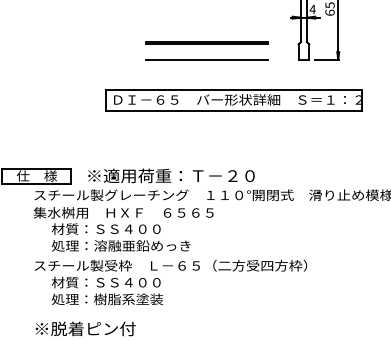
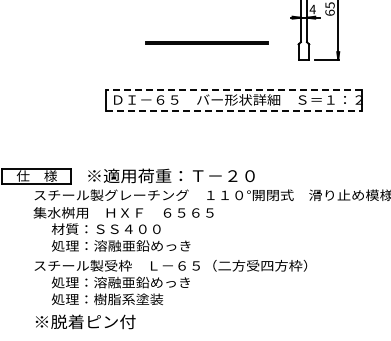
line: present -> none (206, 59)
line: solid -> dashed (233, 90)
line: solid -> dashed (233, 110)
text: 材質：ＳＳ４００ -> 処理：溶融亜鉛めっき (120, 282)
text position: (85, 328) -> (85, 321) (85, 321)
